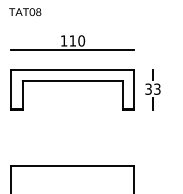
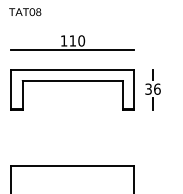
text: 33 -> 36 (157, 88)
